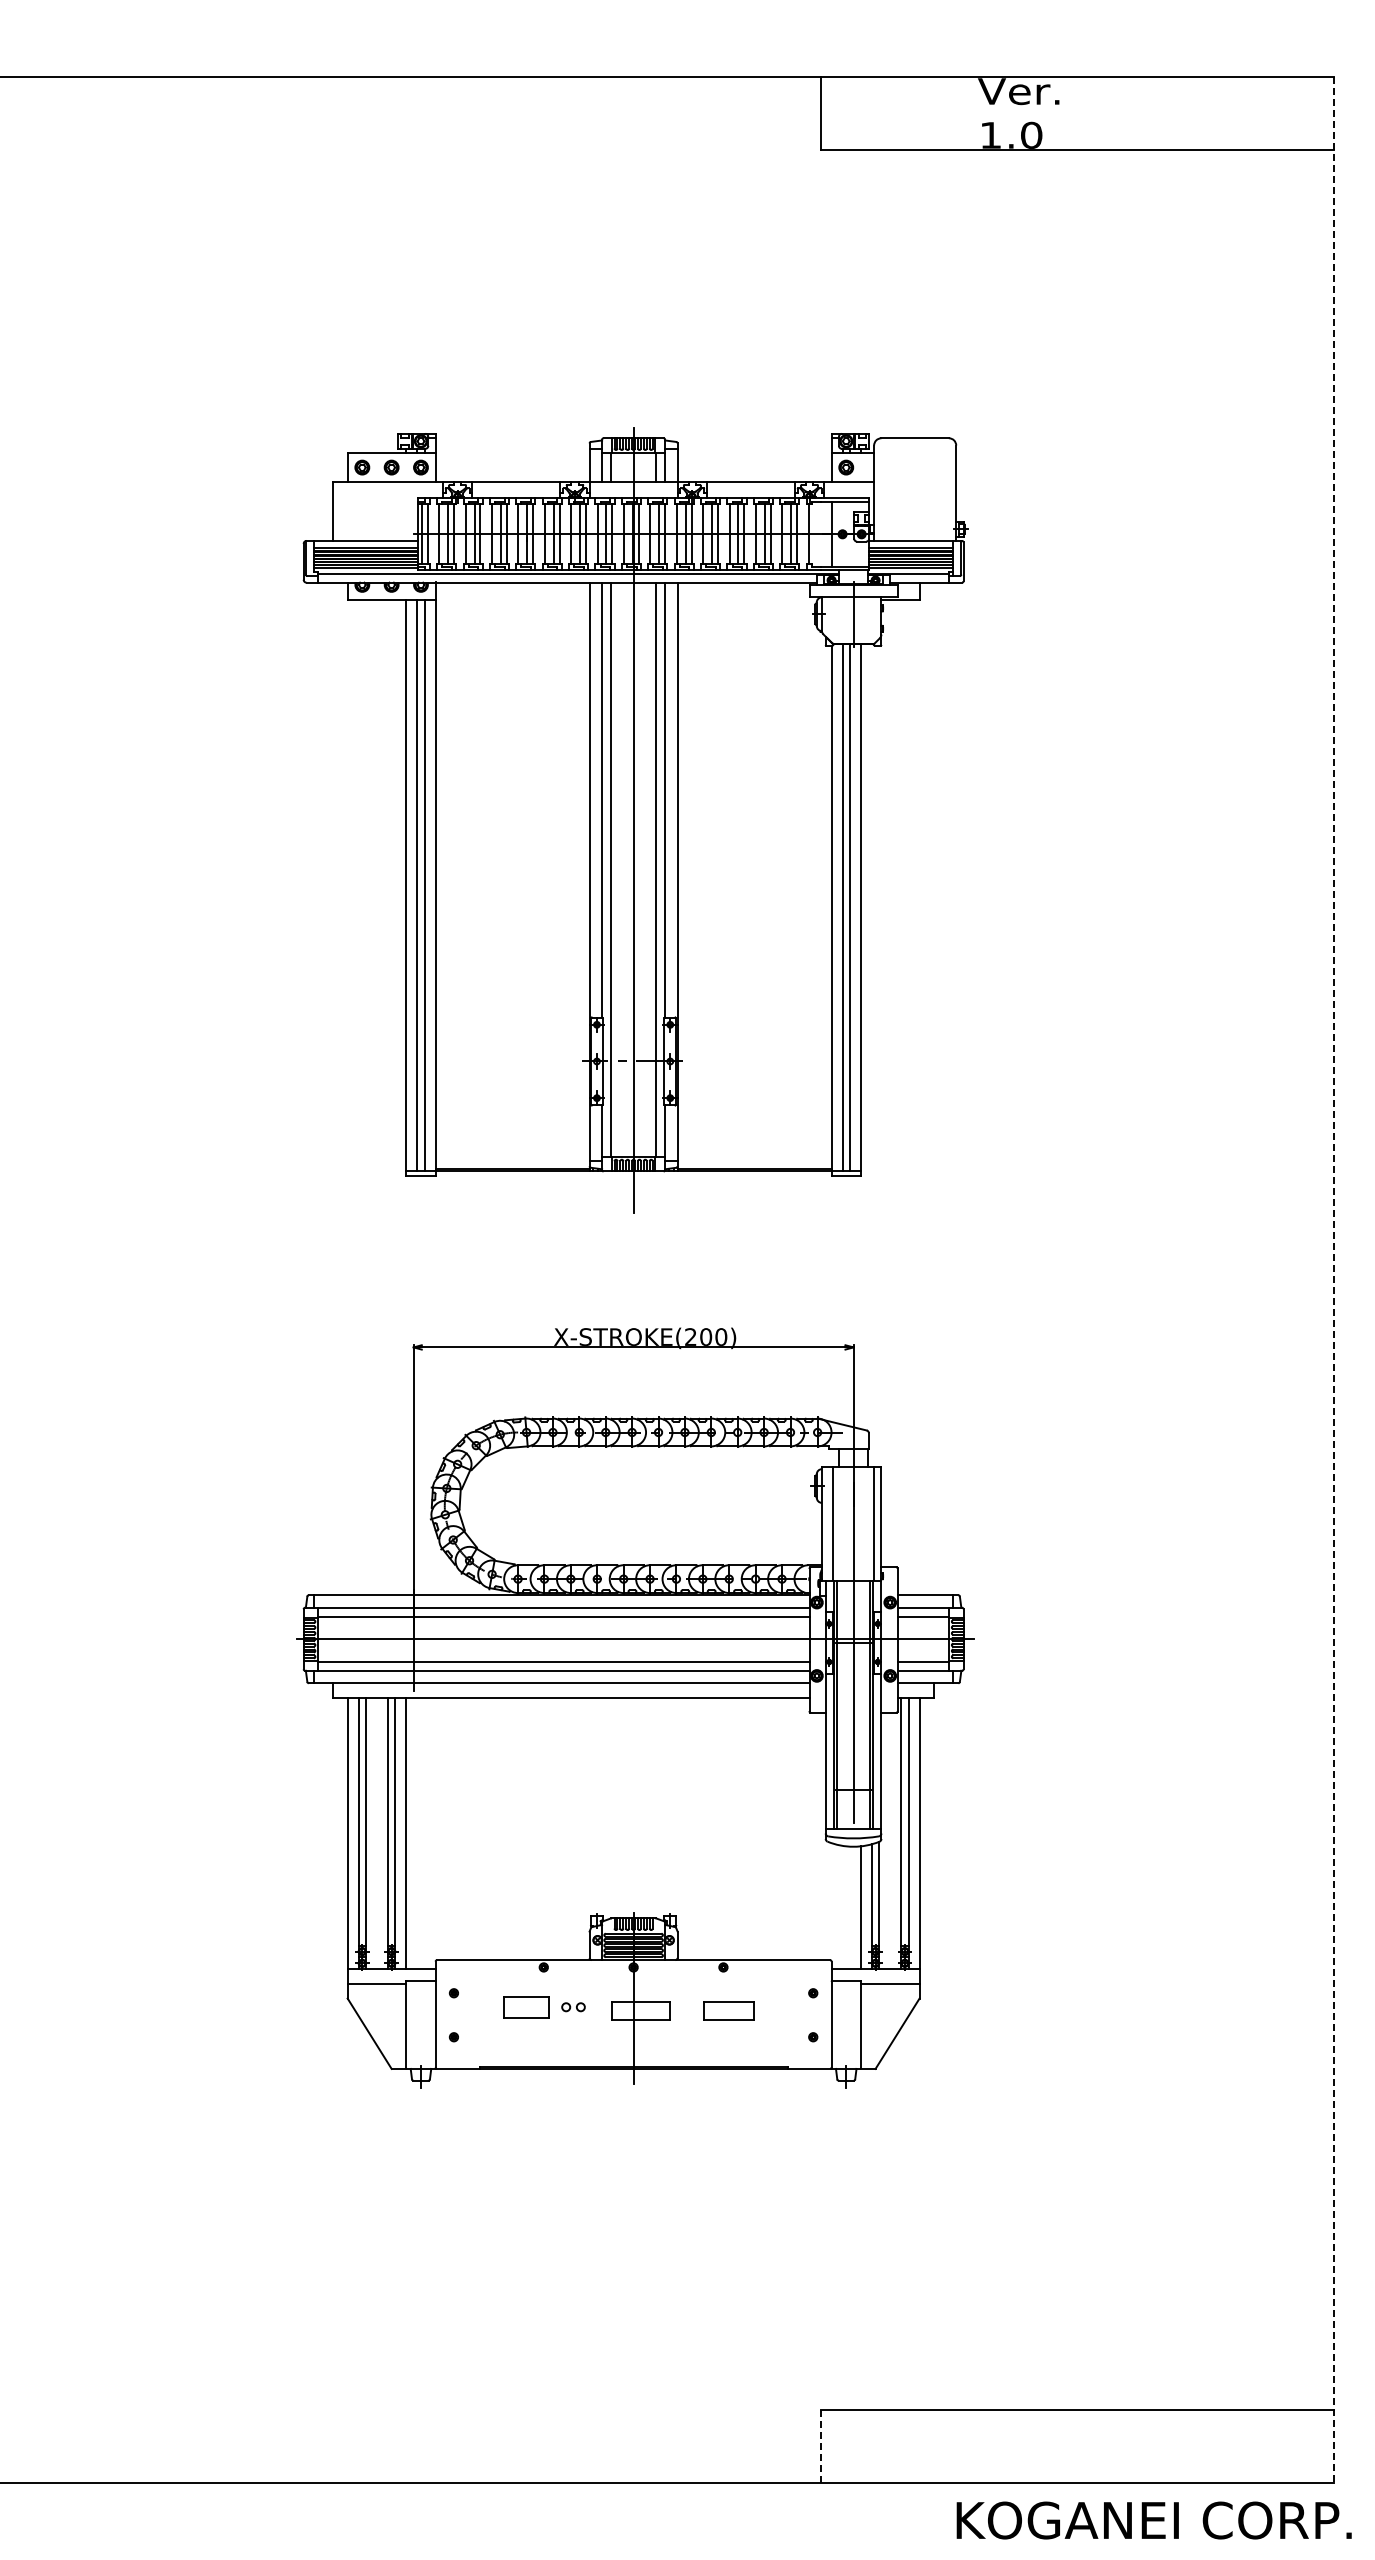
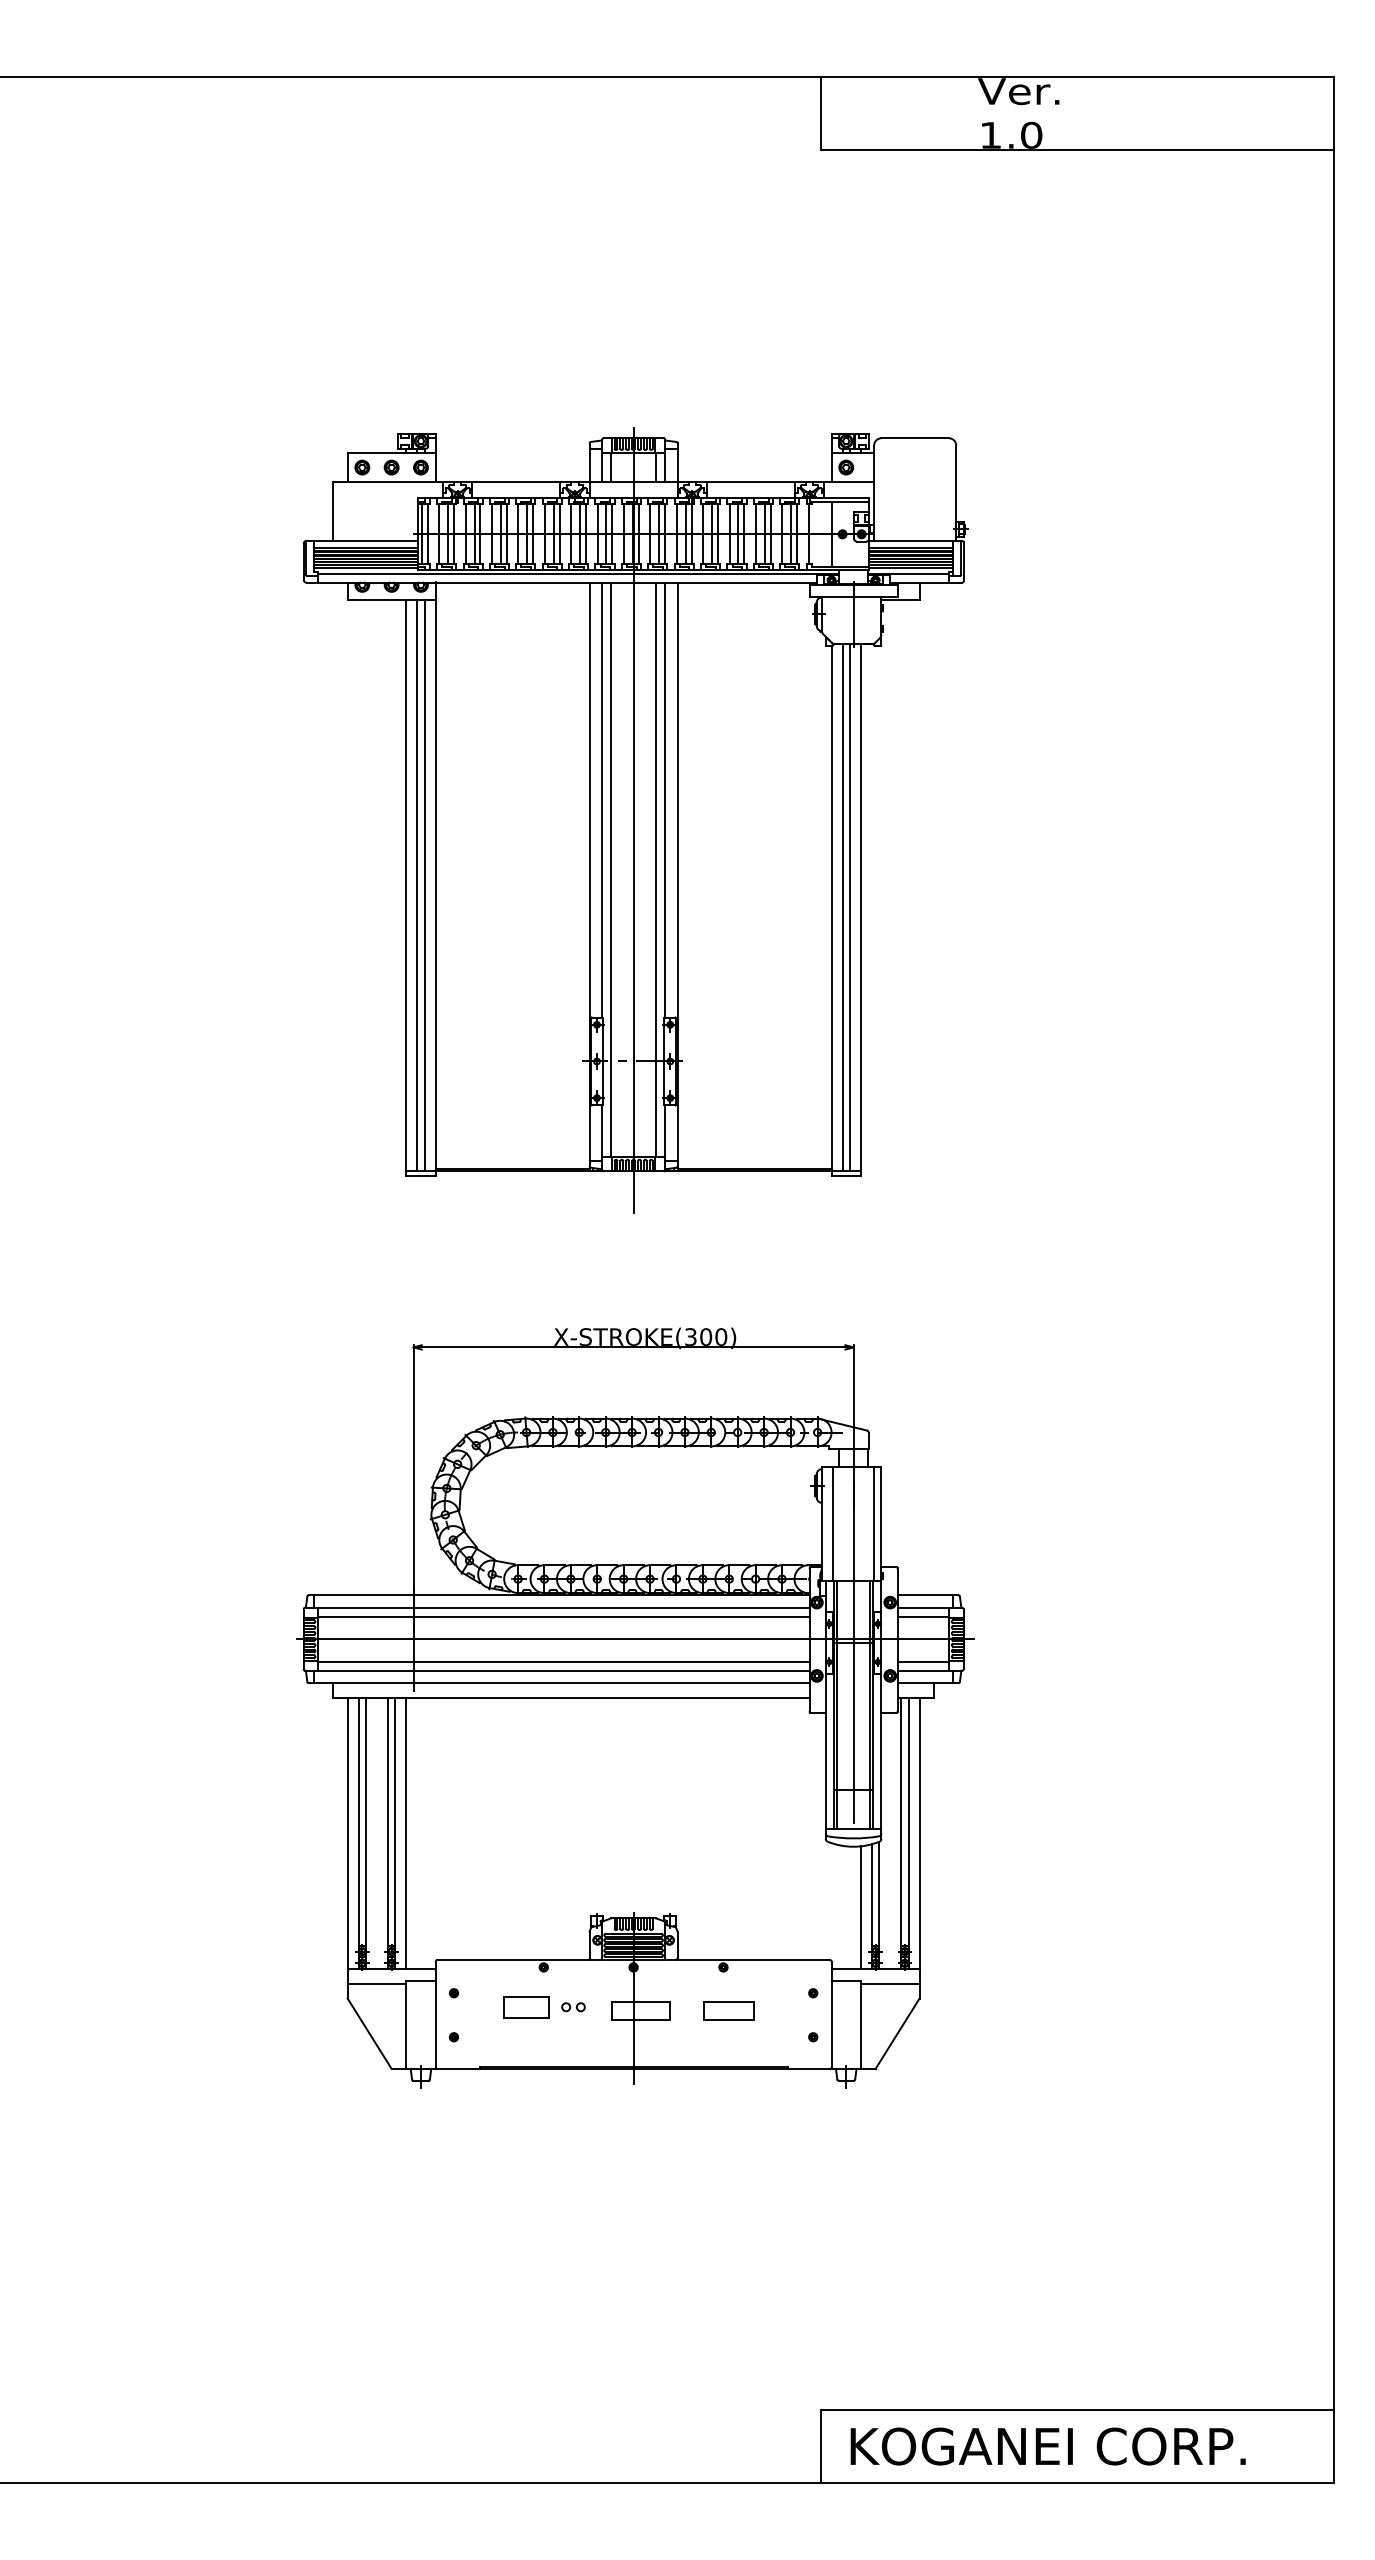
line: dashed -> solid (1333, 1280)
text: X-STROKE(200) -> X-STROKE(300) (690, 1336)
line: dashed -> solid (820, 2446)
text position: (1153, 2520) -> (1047, 2446) (1047, 2446)
